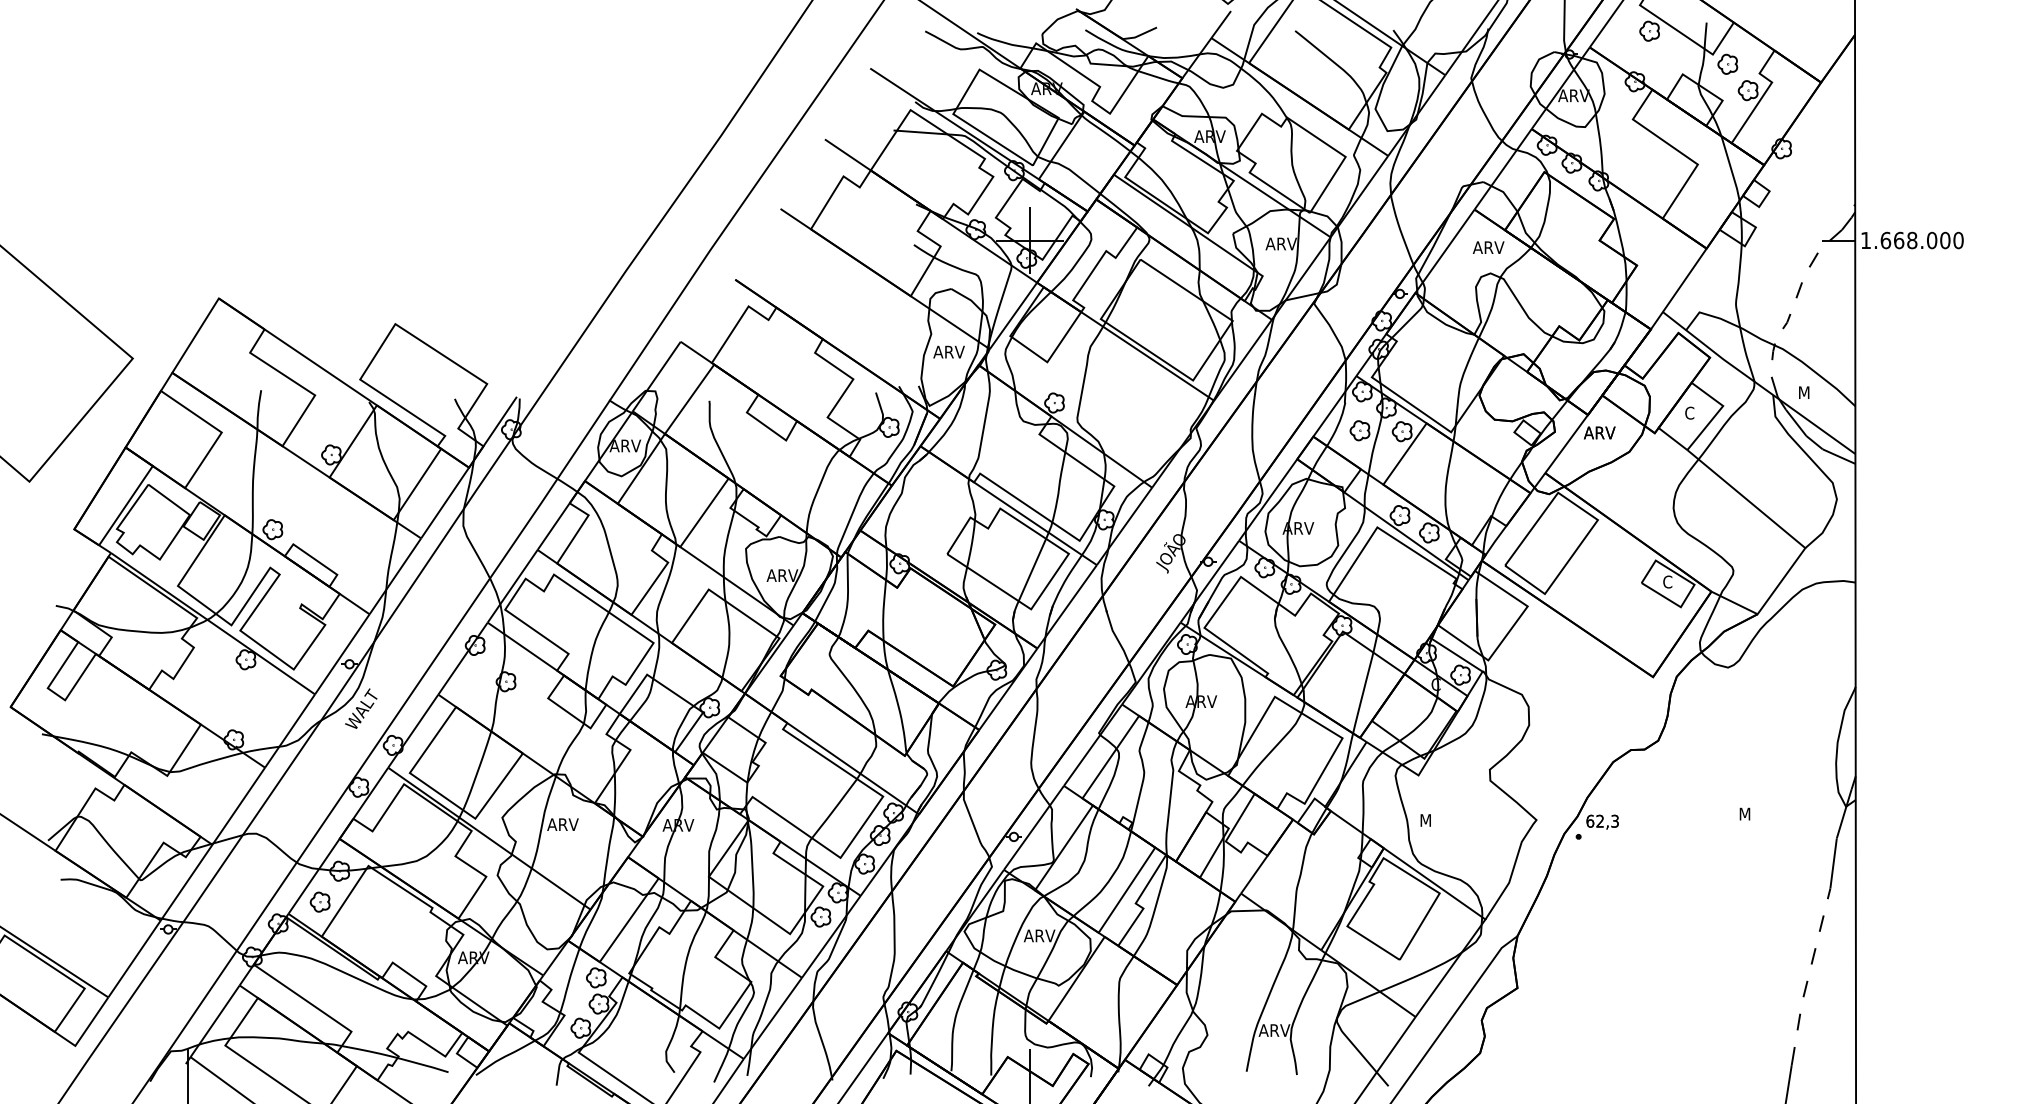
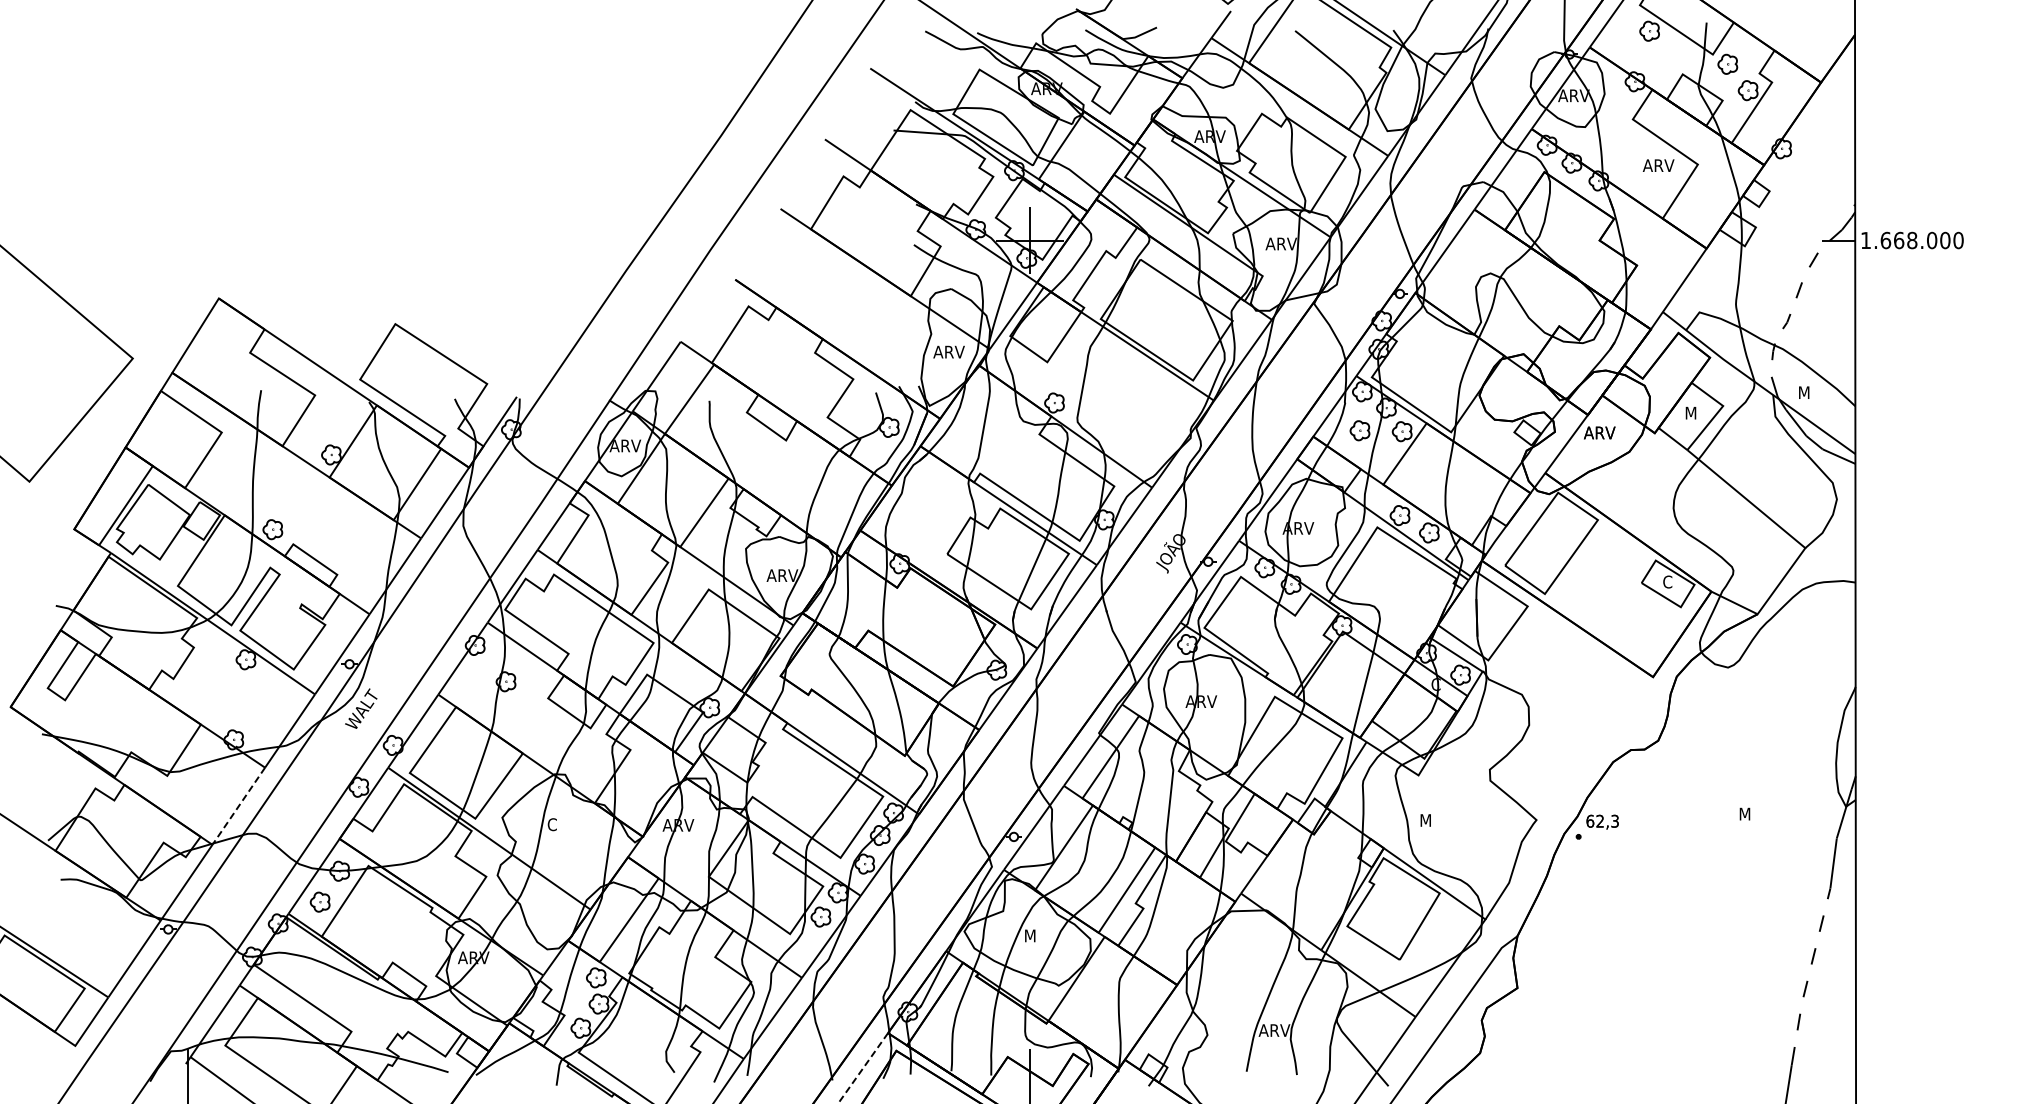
text position: (1488, 247) -> (1658, 165) (1658, 165)
text: C -> M (1690, 412)
line: solid -> dashed (238, 806)
text: ARV -> C (562, 824)
text: ARV -> M (1039, 935)
line: solid -> dashed (862, 1068)
